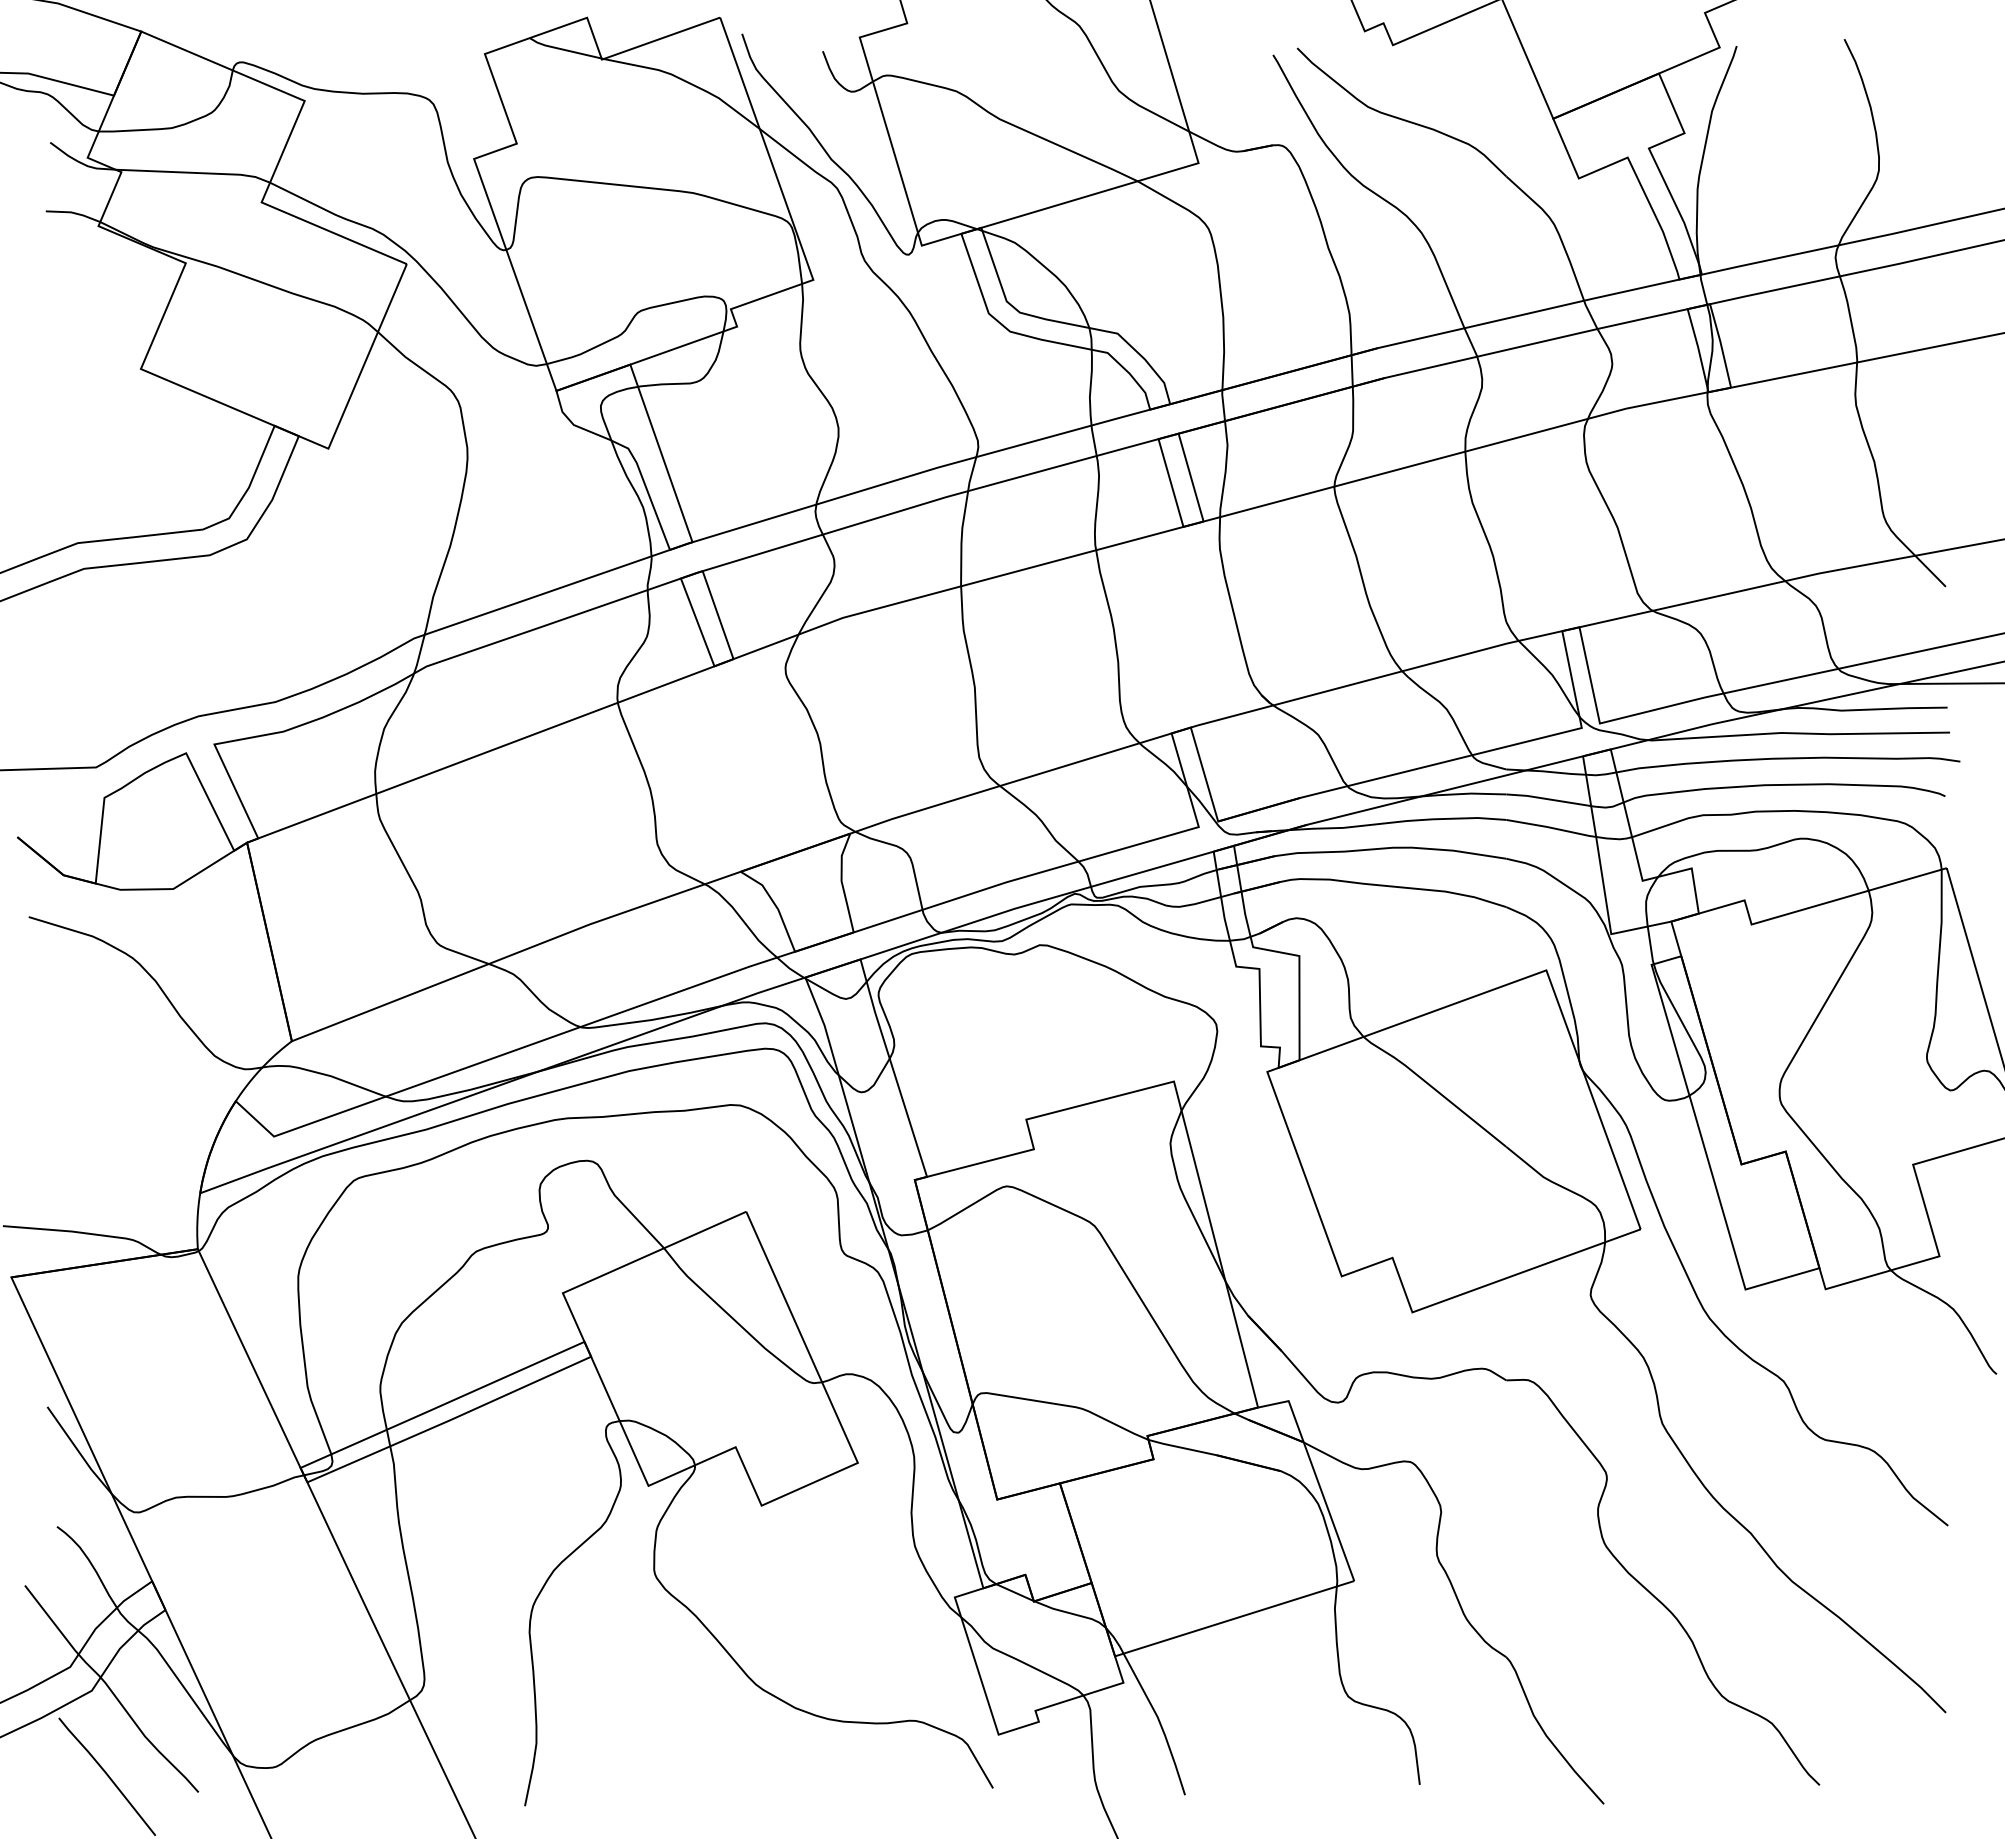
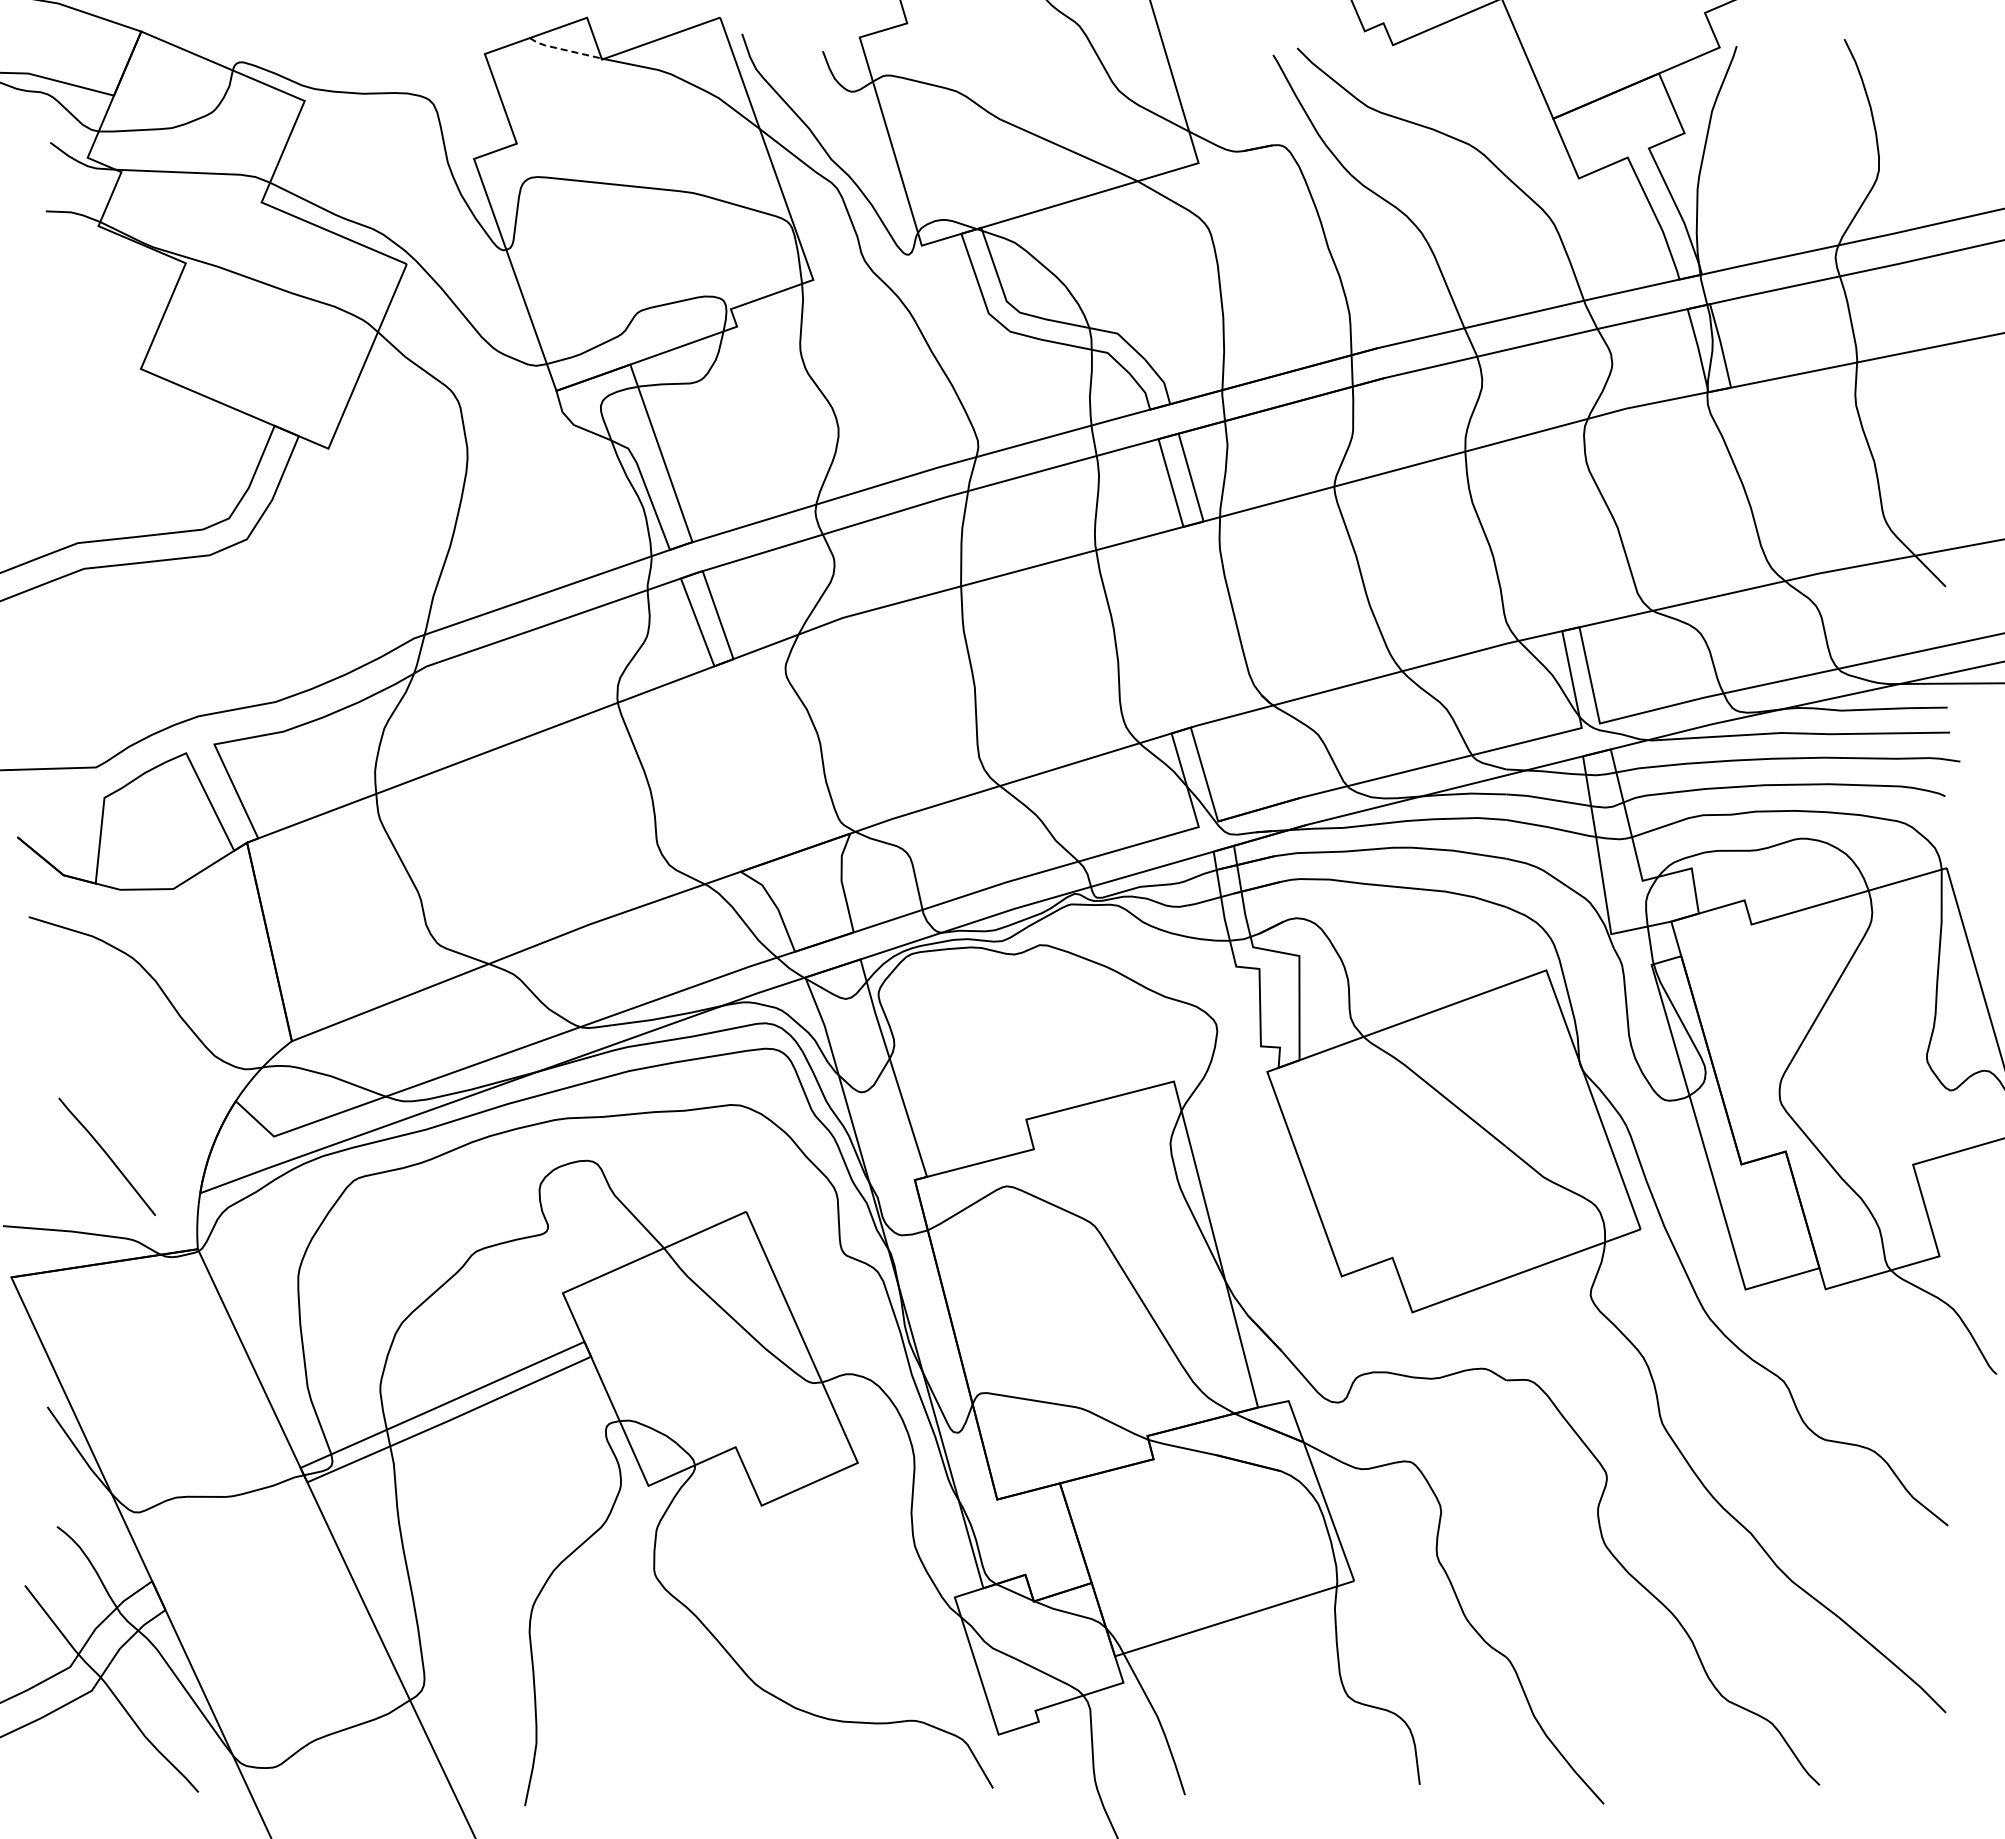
line: solid -> dashed (563, 49)
line position: (107, 1776) -> (107, 1156) (107, 1156)
